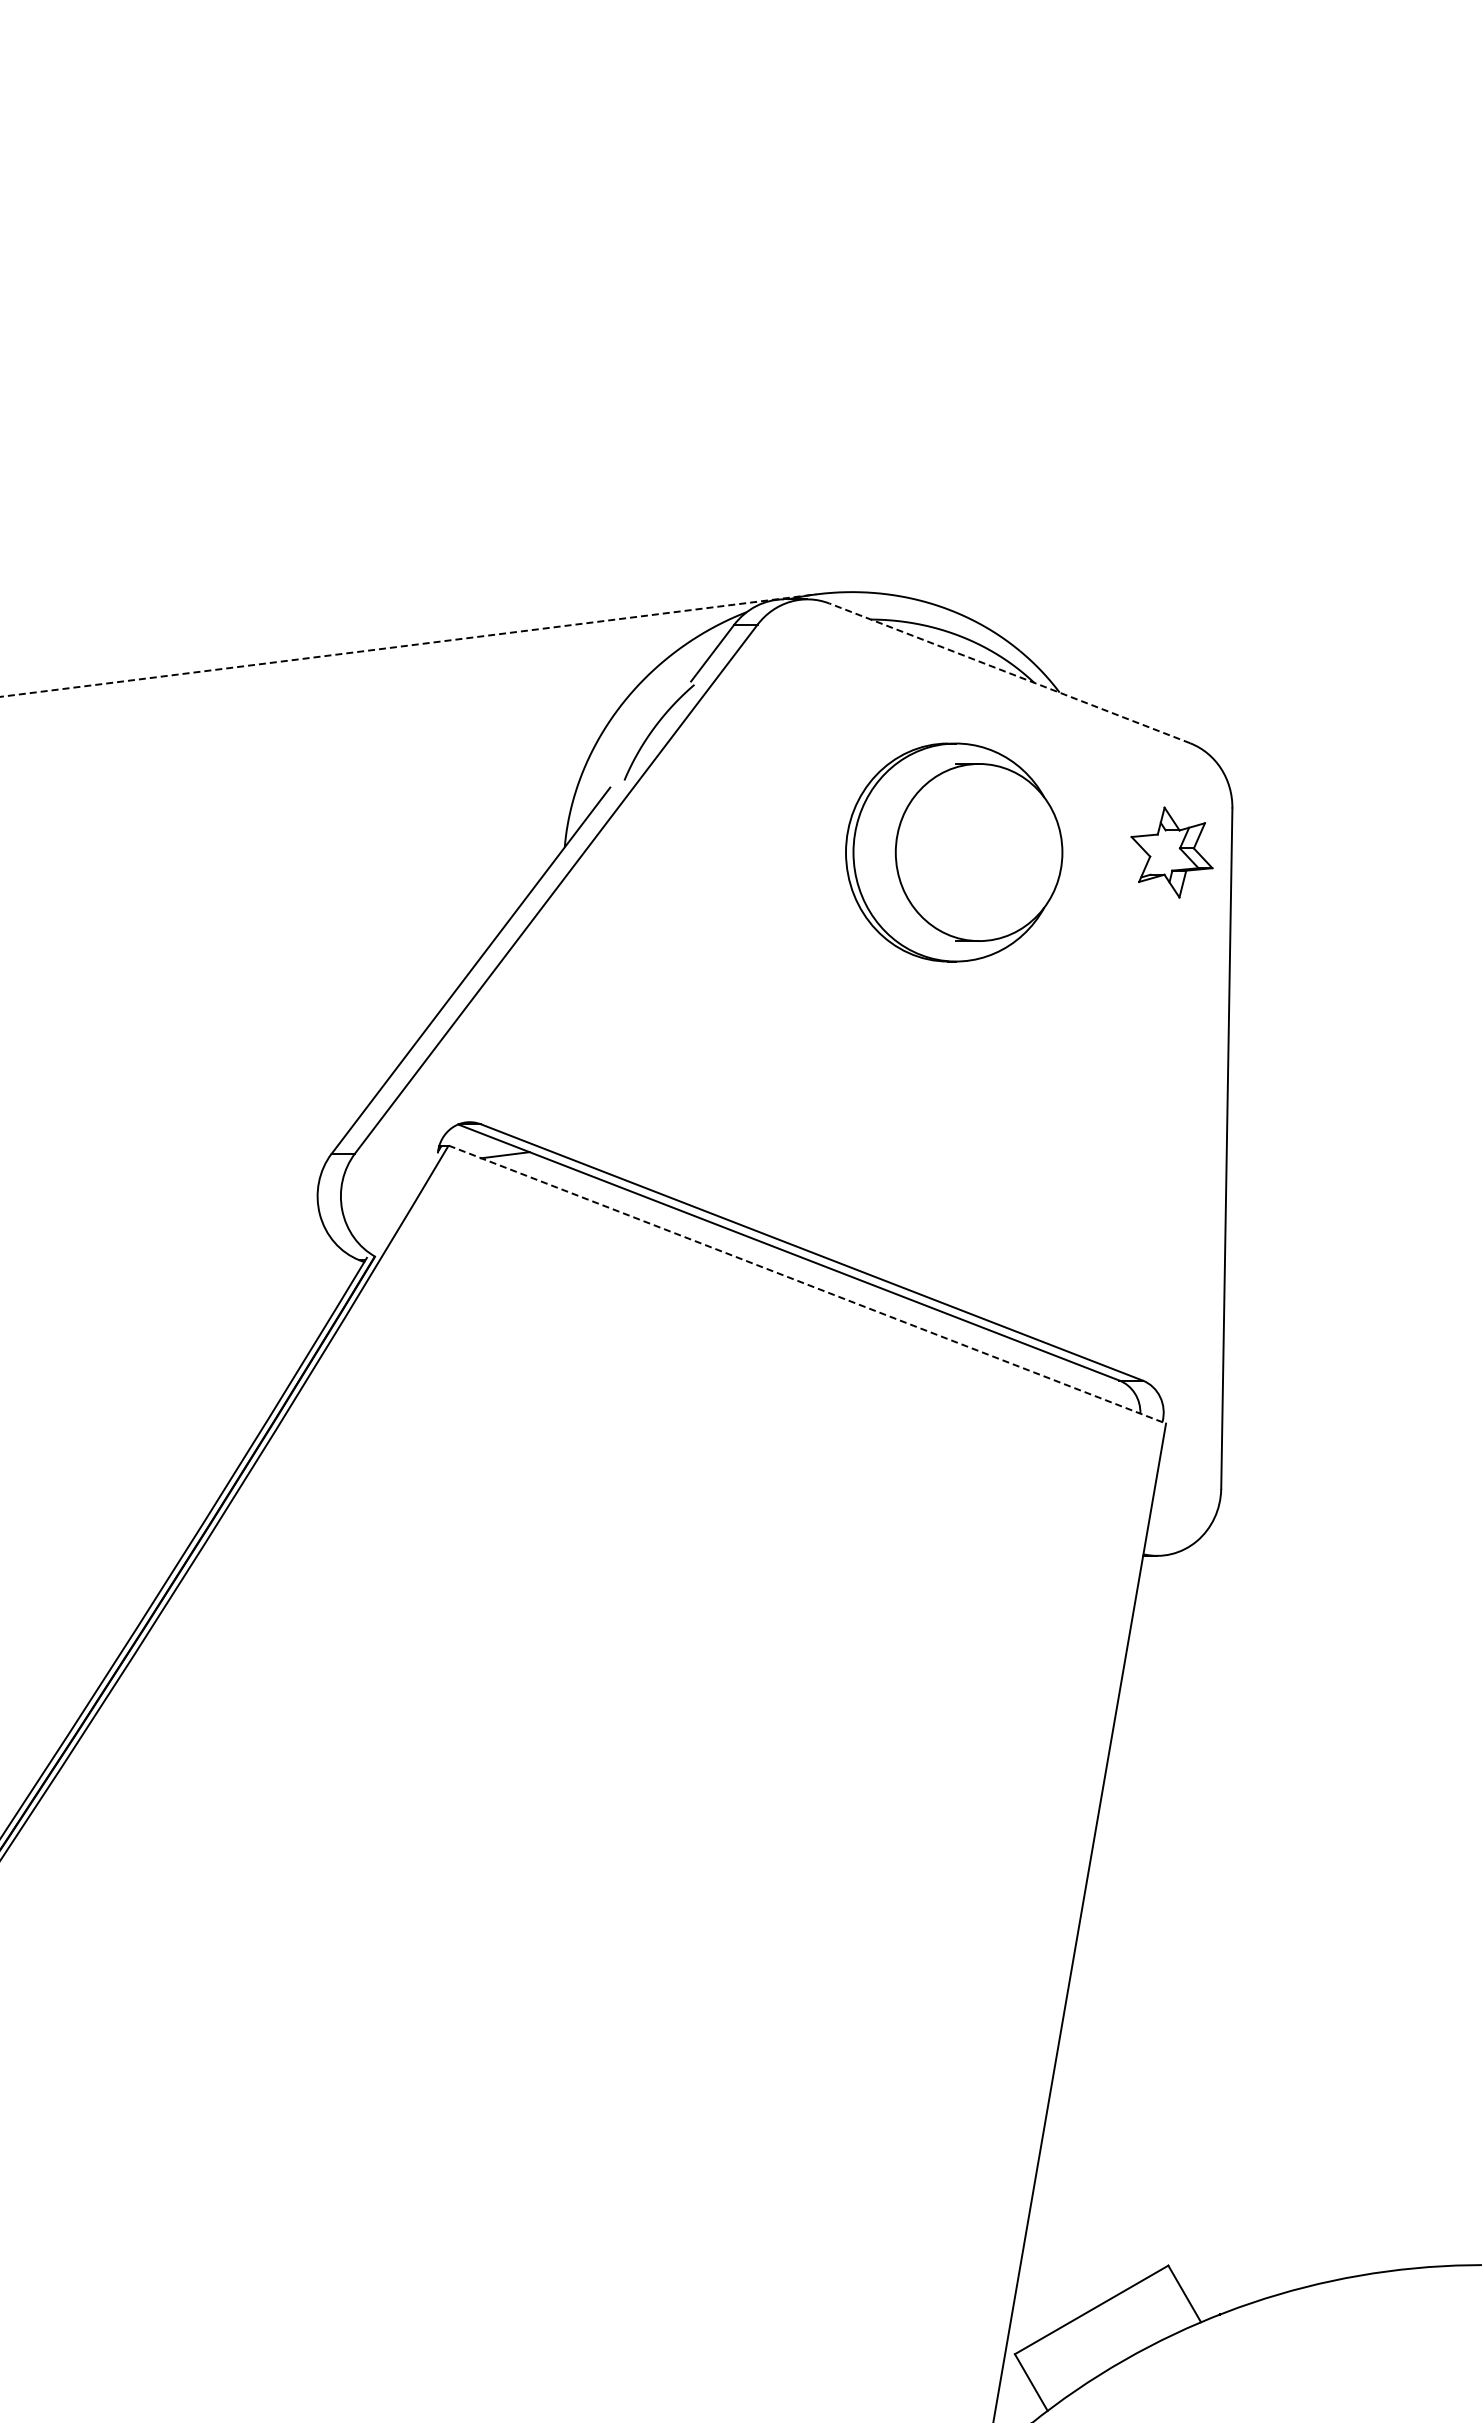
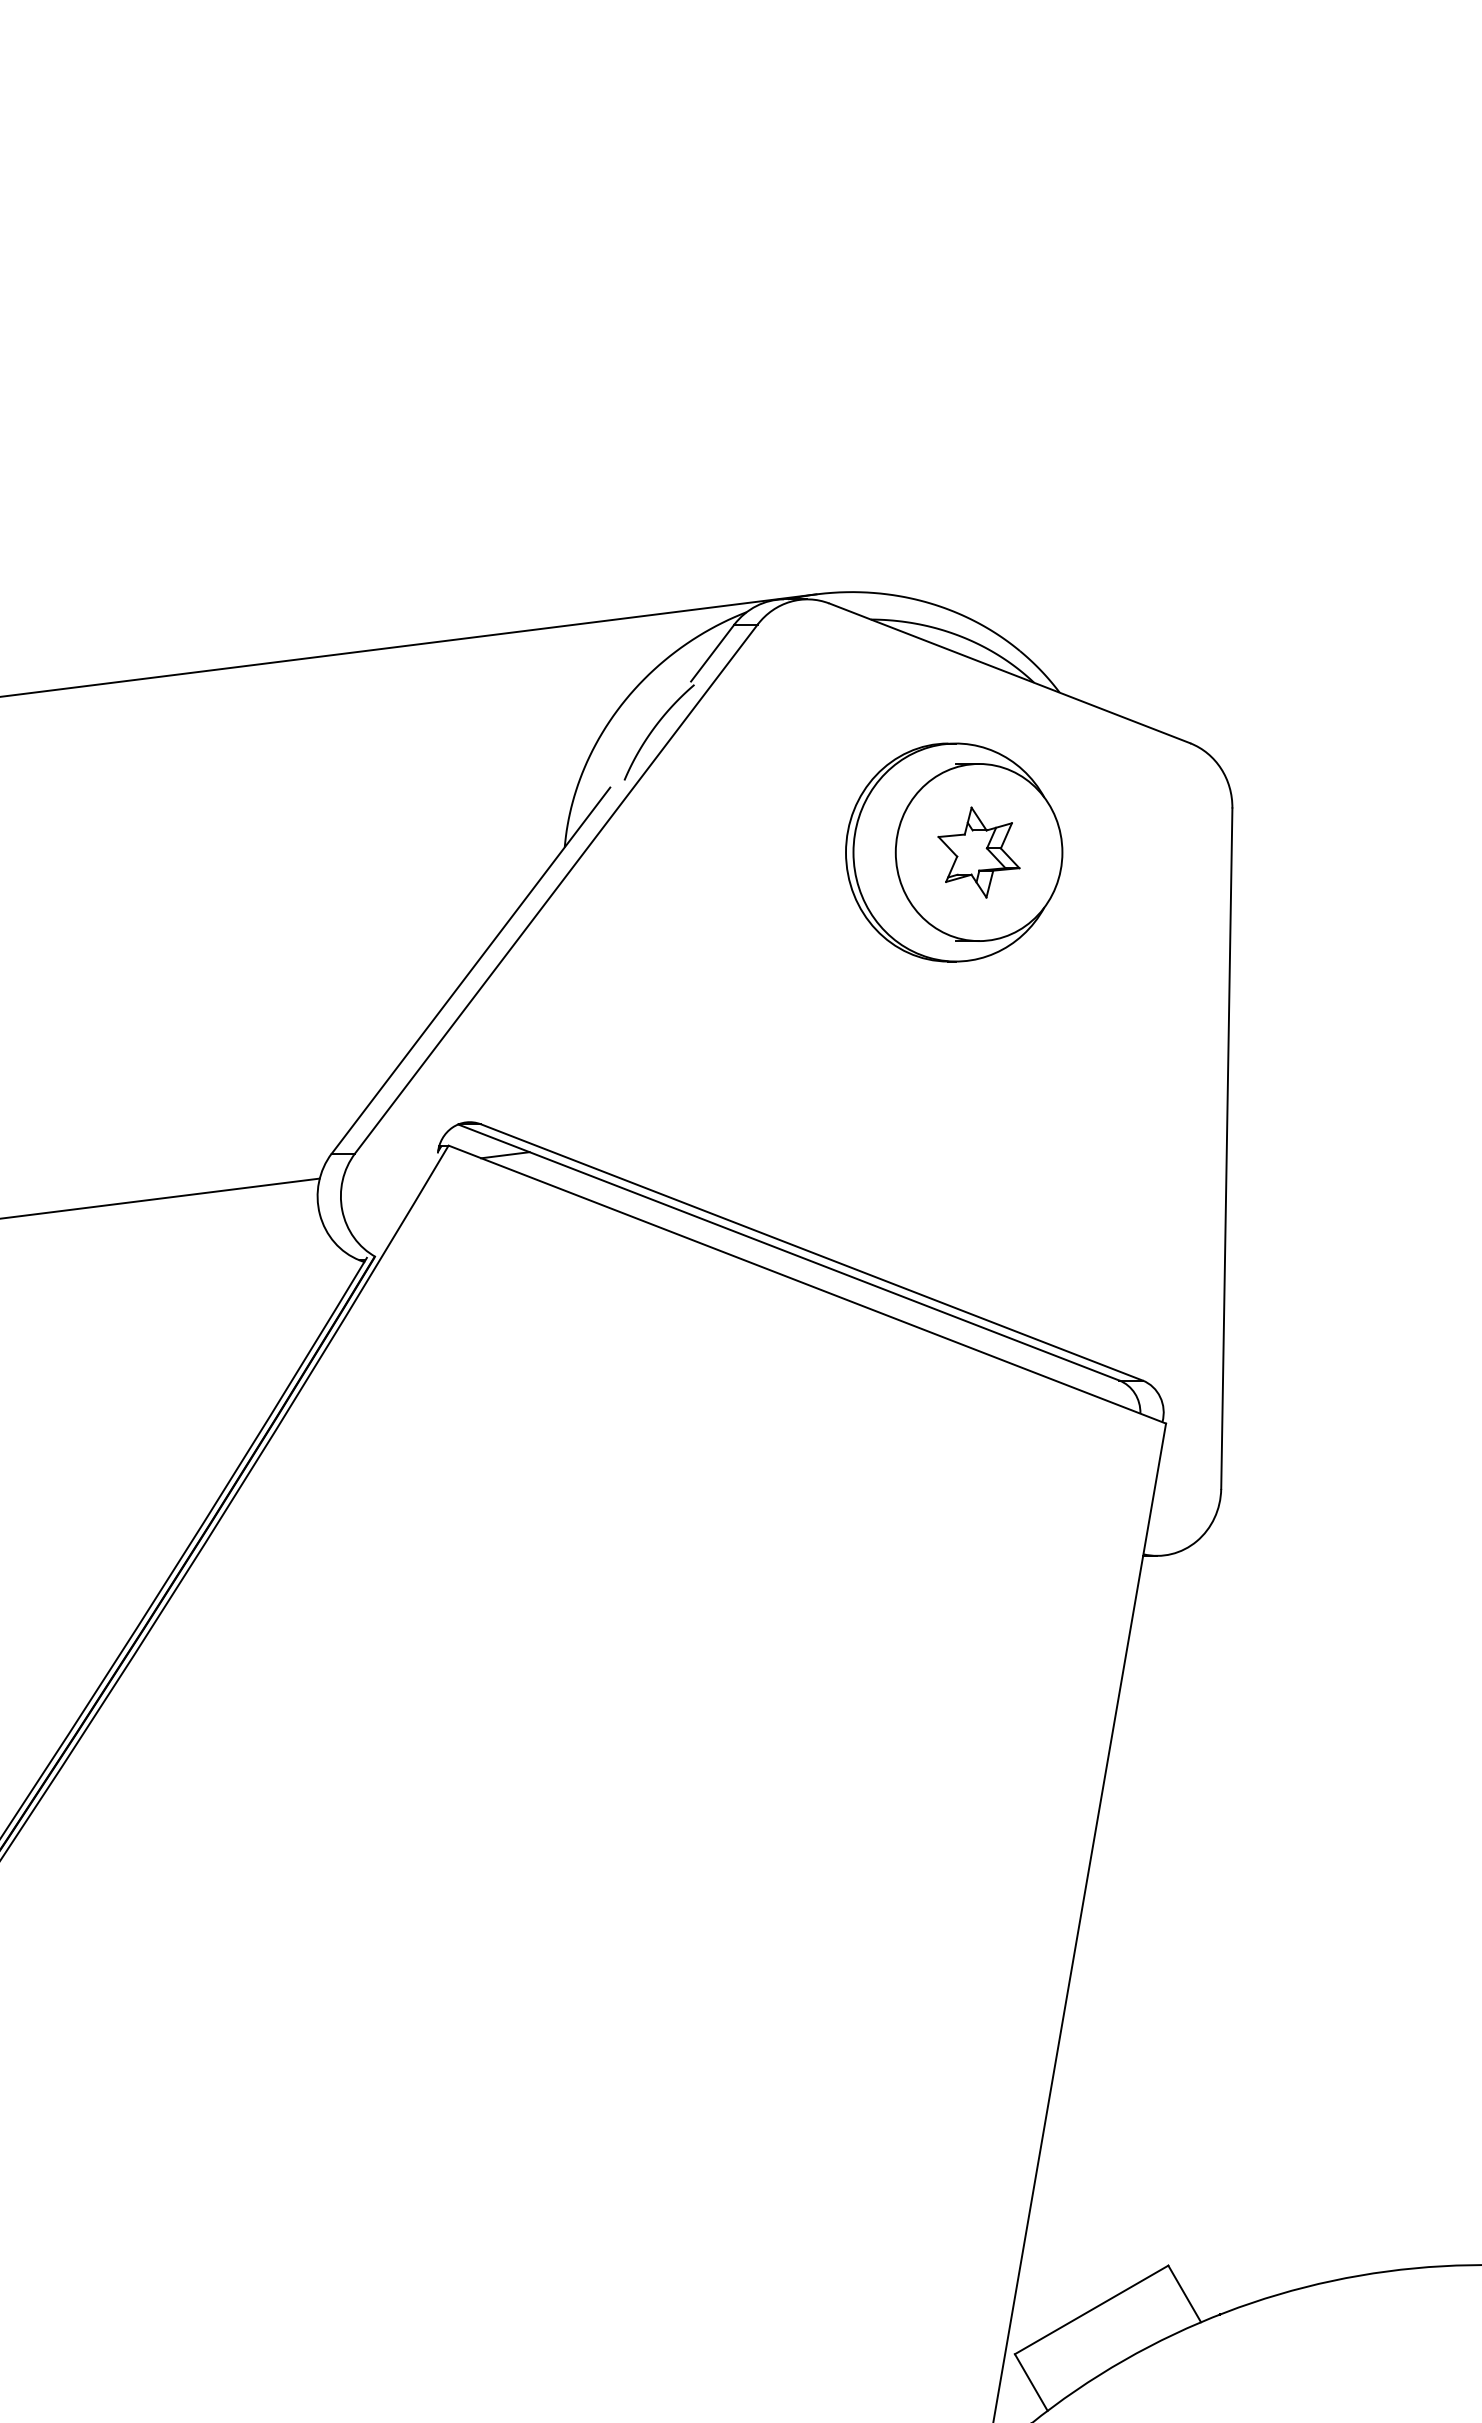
line: dashed -> solid (408, 645)
line: dashed -> solid (1009, 673)
part position: (1171, 852) -> (978, 852) (978, 852)
line: none -> present (160, 1198)
line: dashed -> solid (807, 1284)
